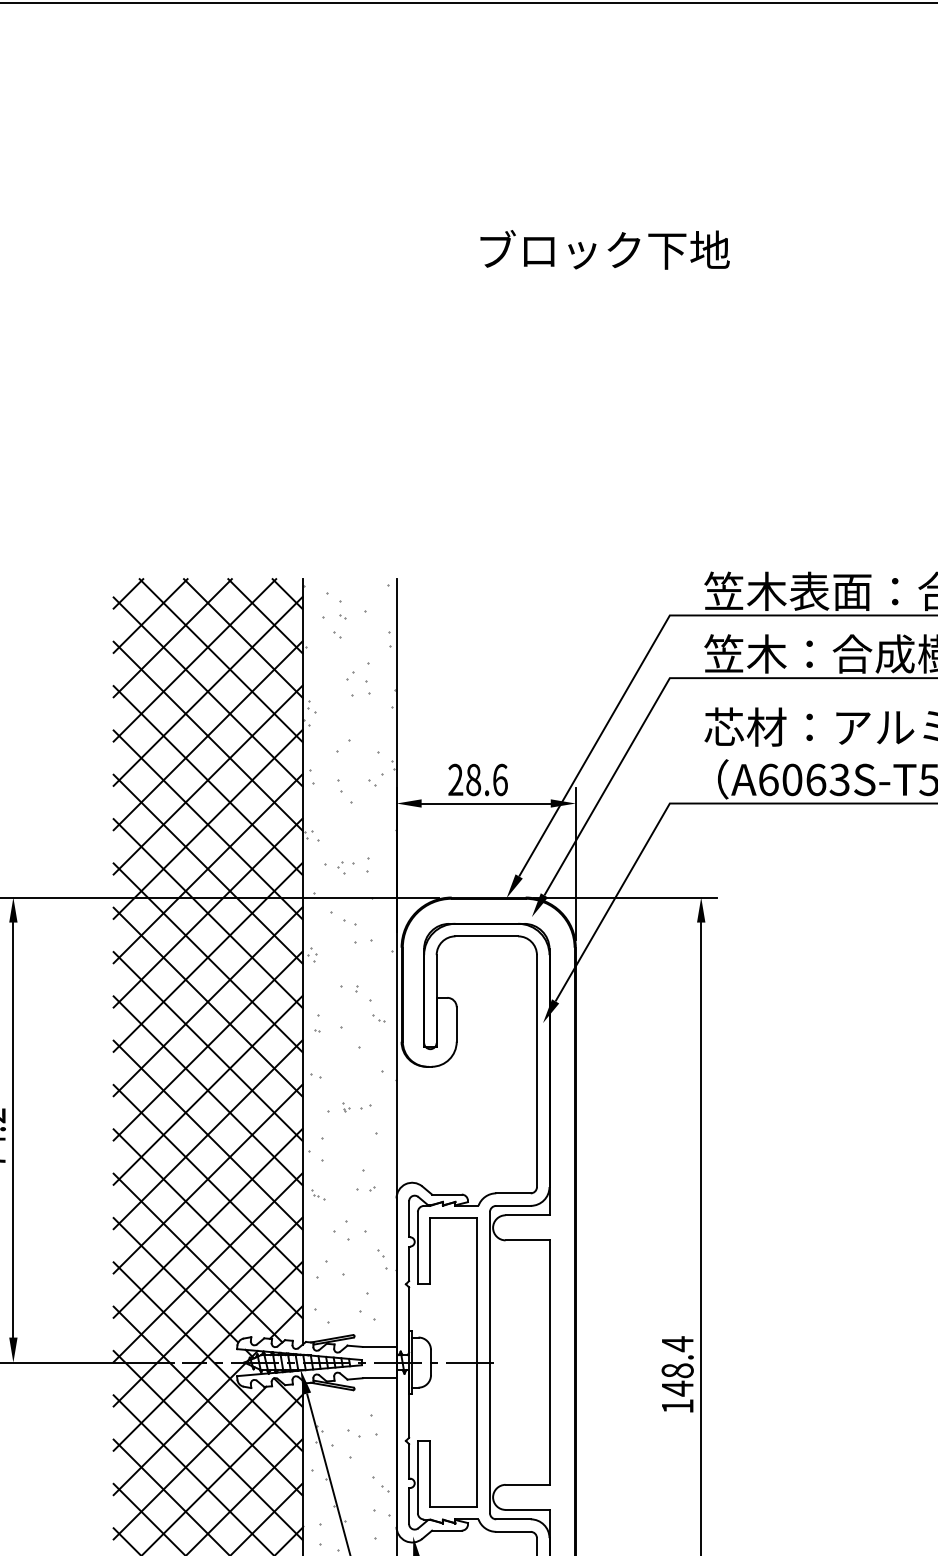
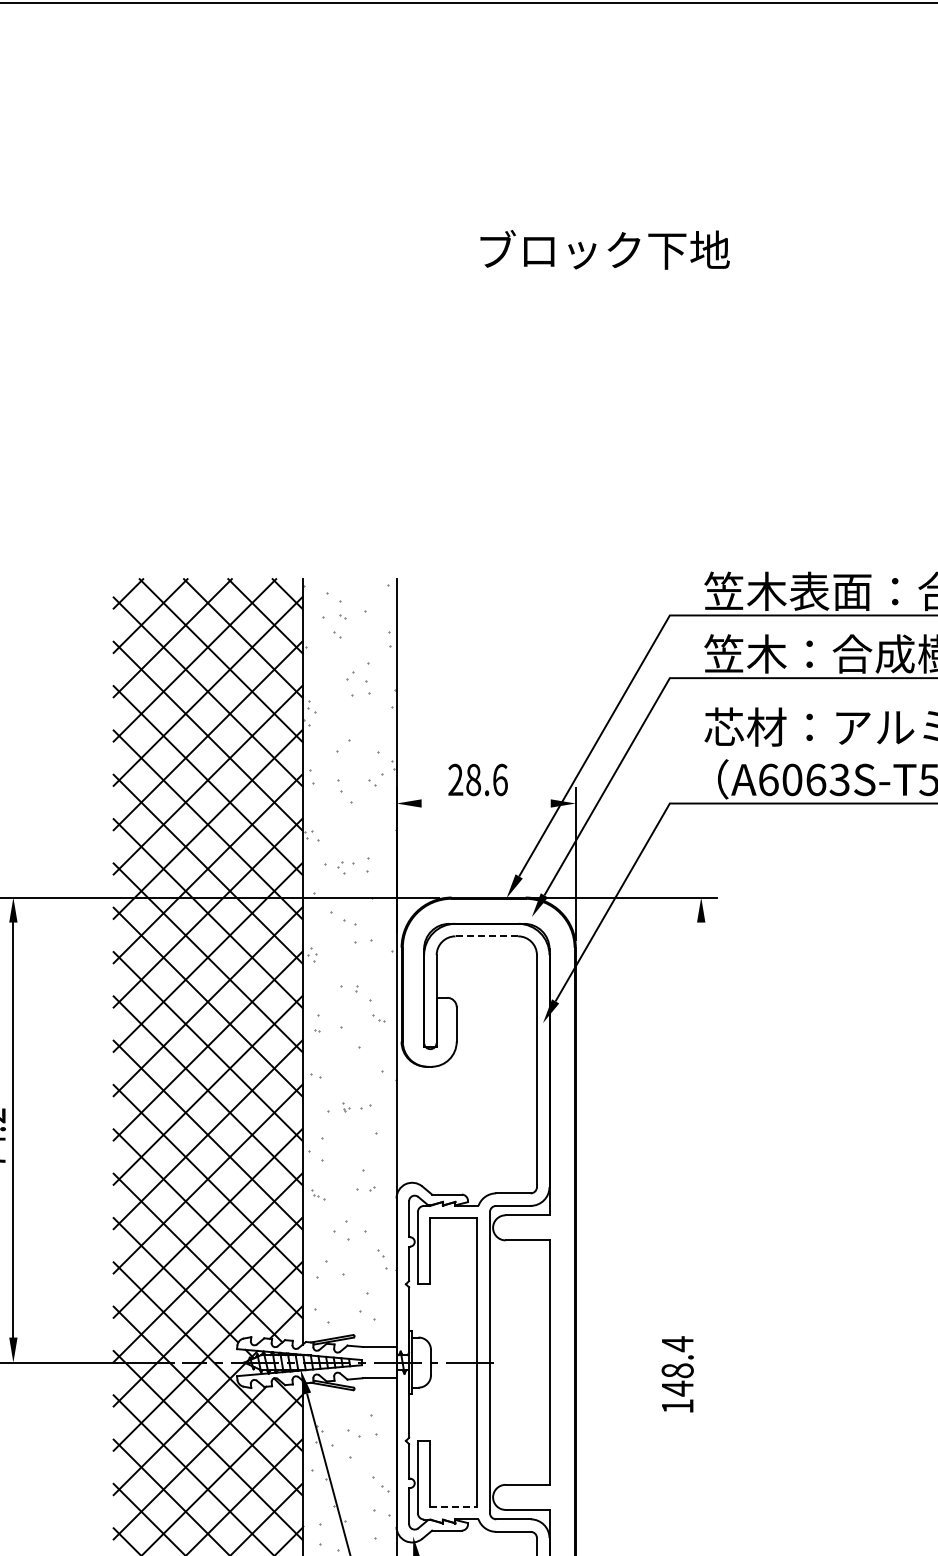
line: present -> none (485, 803)
line: solid -> dashed (486, 936)
line: present -> none (701, 1237)
line: solid -> dashed (453, 1506)
